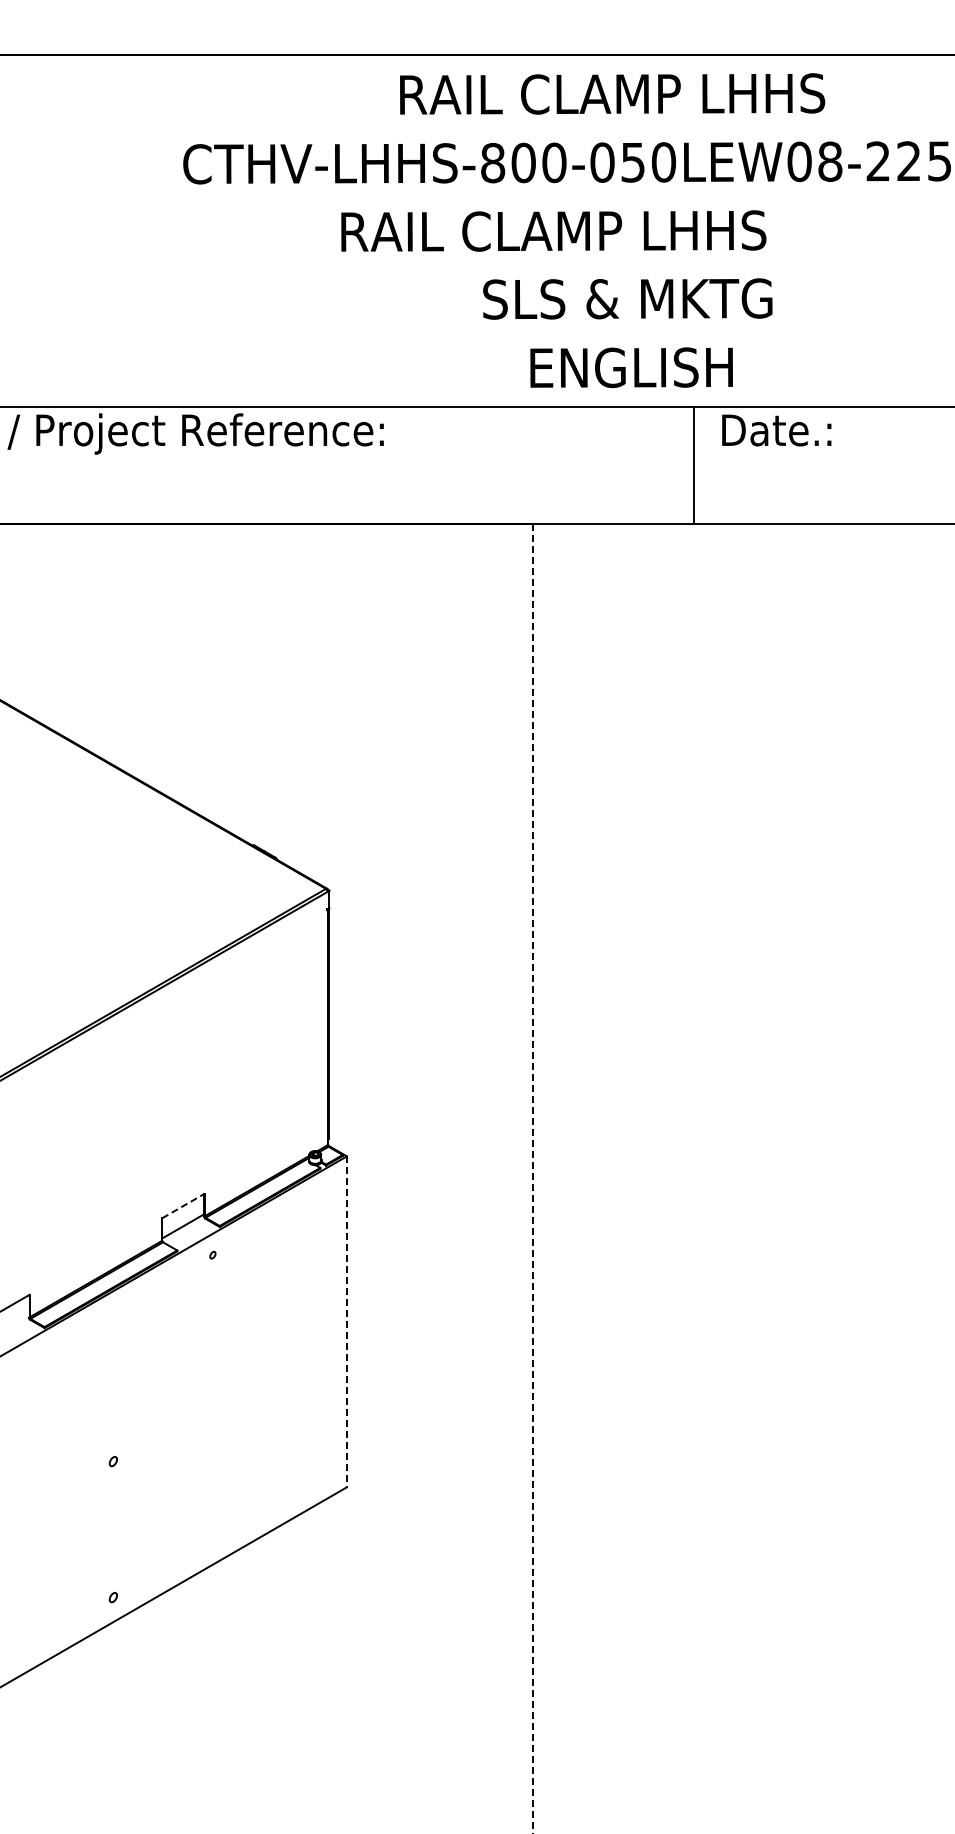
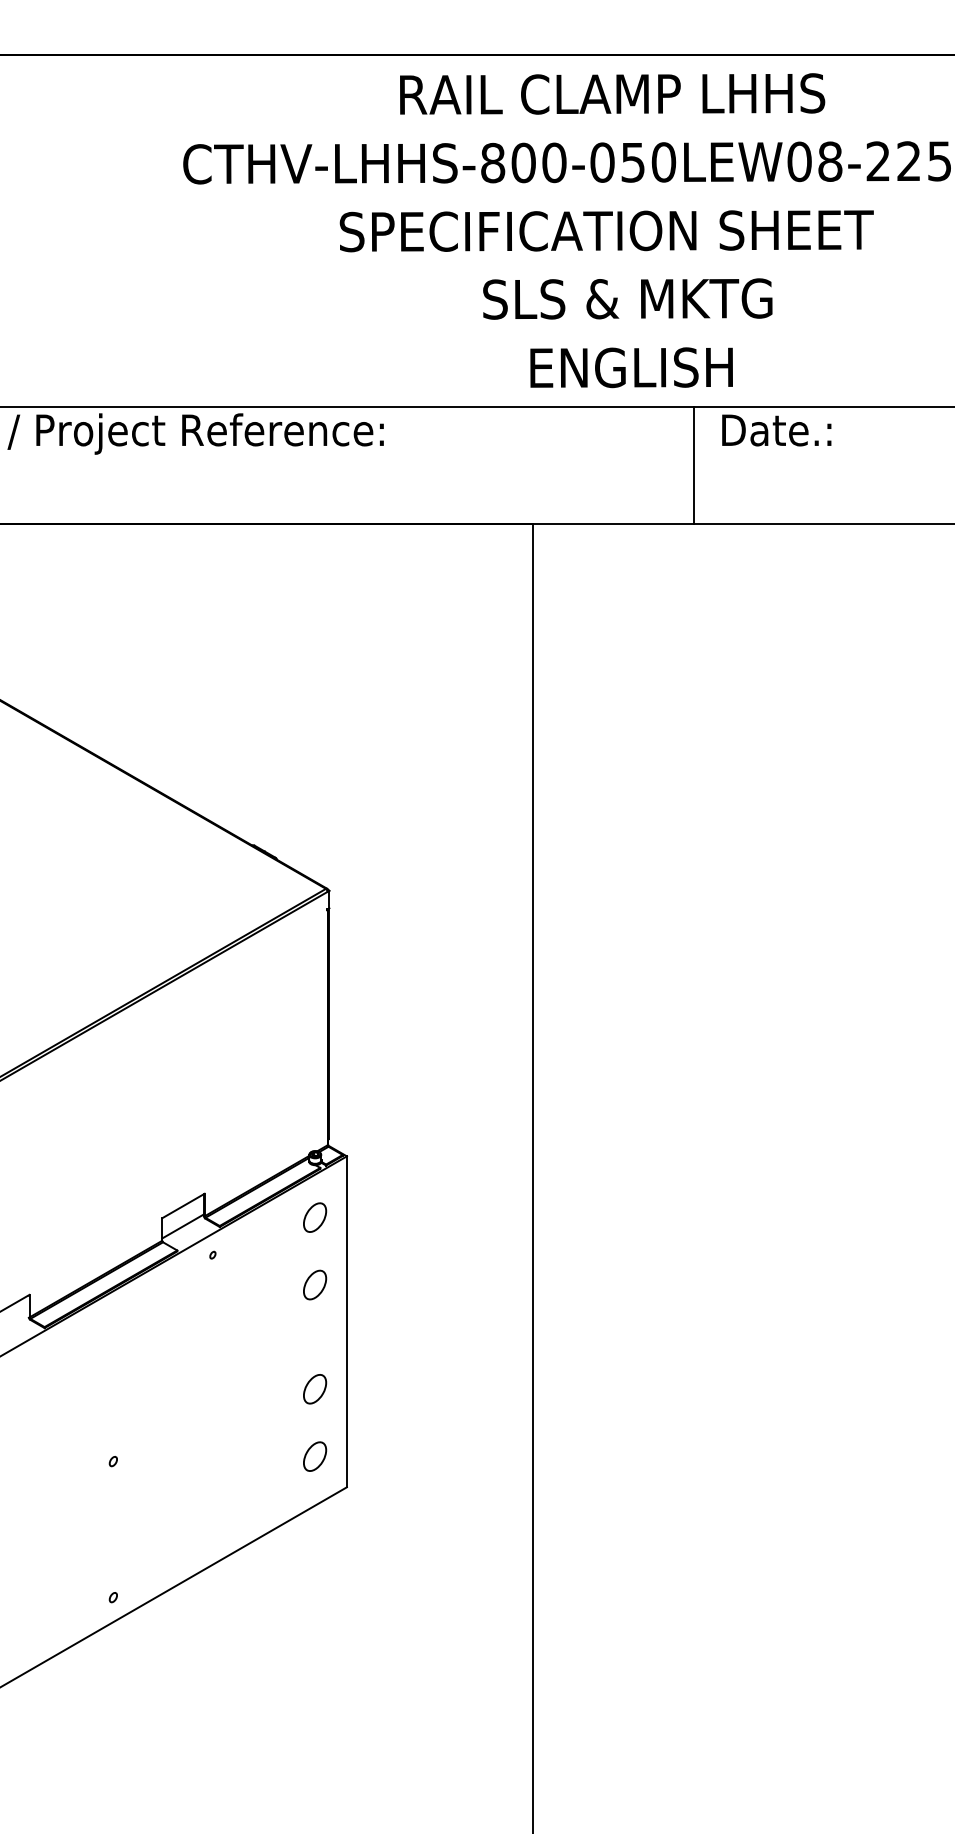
text: RAIL CLAMP LHHS -> SPECIFICATION SHEET (606, 231)
line: dashed -> solid (533, 1178)
line: dashed -> solid (183, 1206)
part: none -> present (315, 1217)
part: none -> present (315, 1284)
line: dashed -> solid (346, 1322)
part: none -> present (315, 1389)
part: none -> present (315, 1456)
